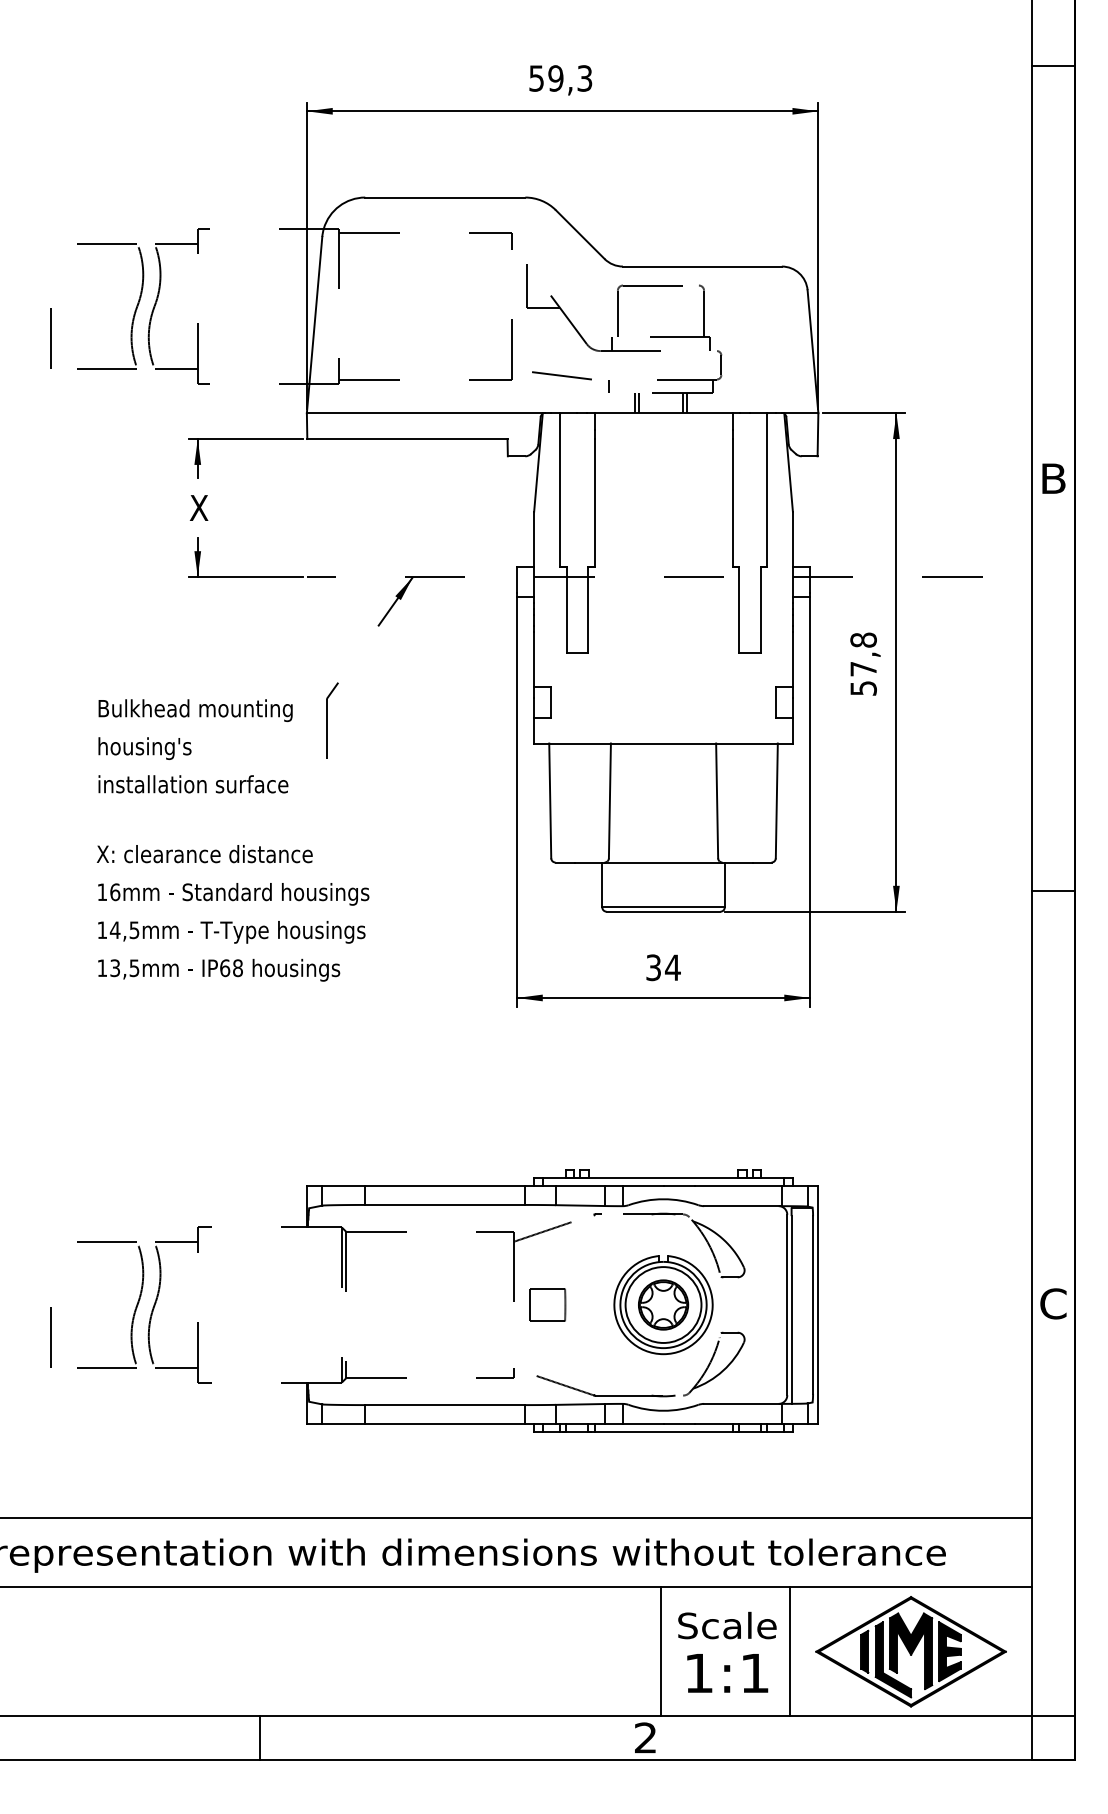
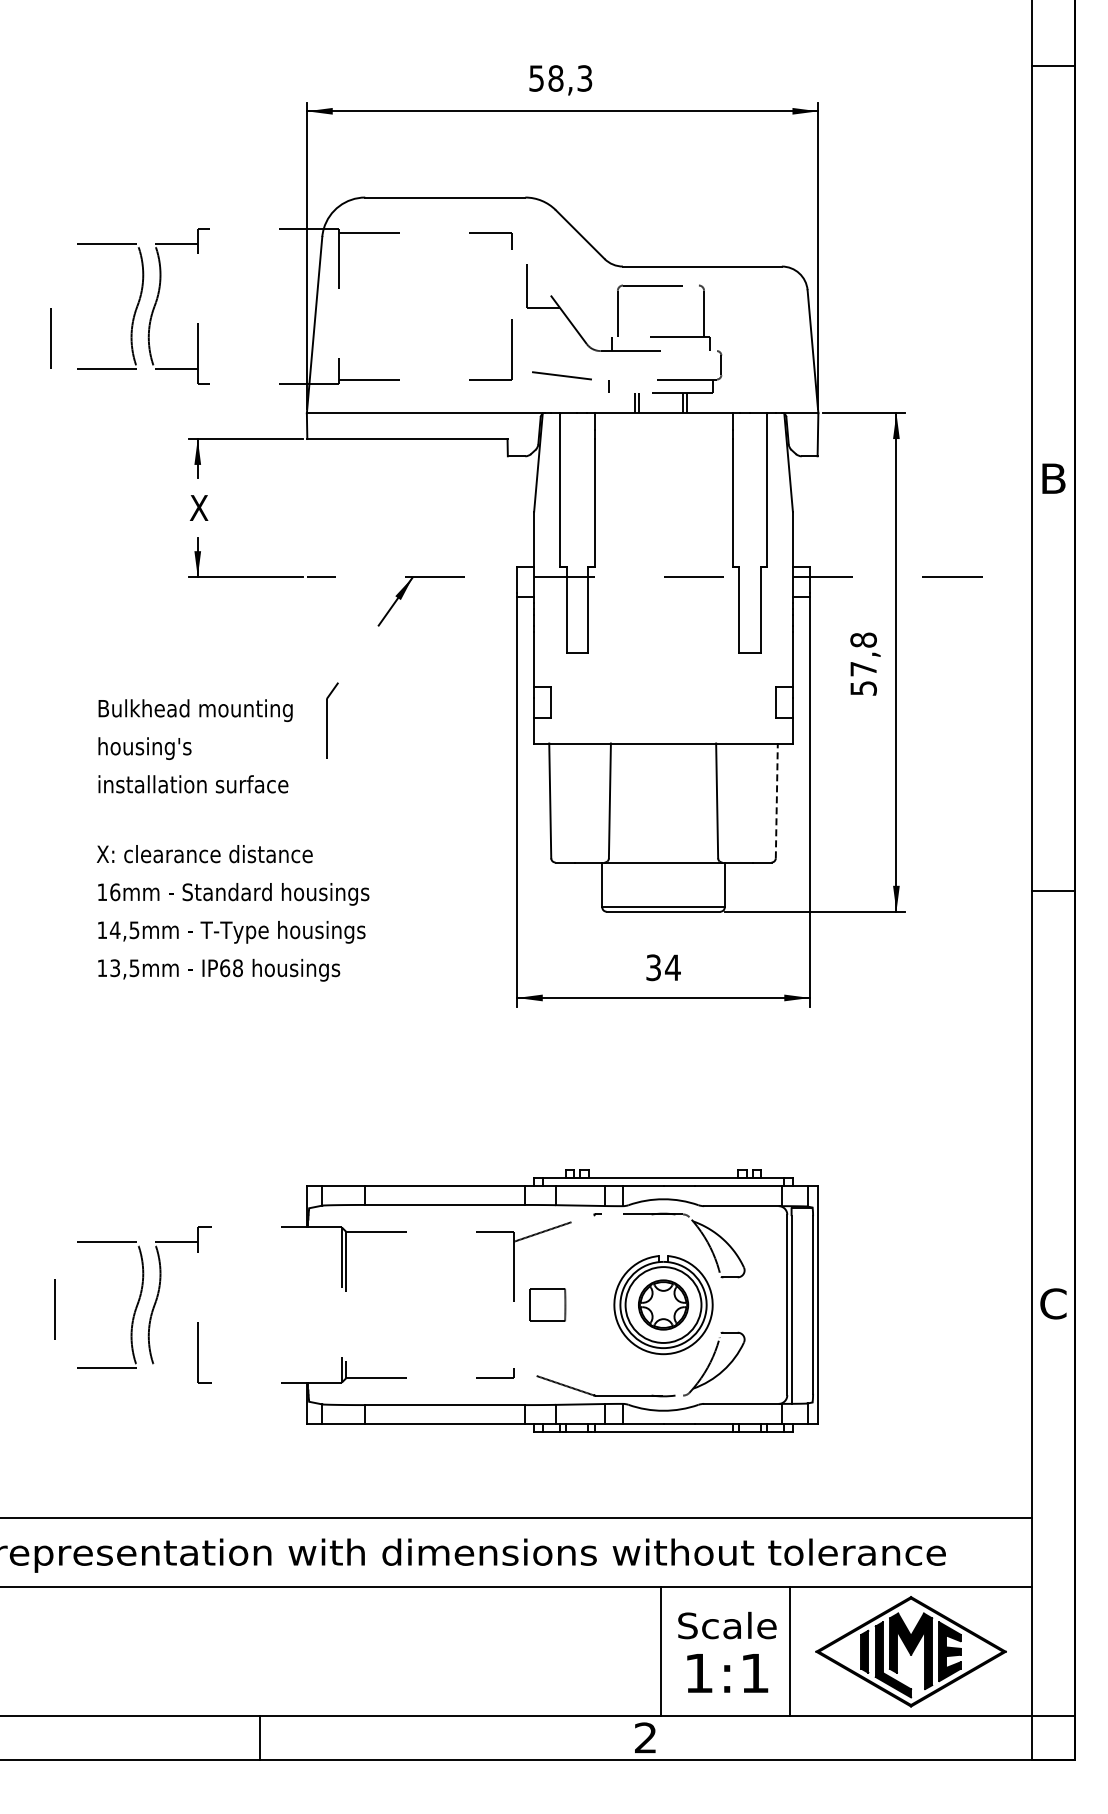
text: 59,3 -> 58,3 (555, 78)
line: solid -> dashed (776, 800)
line position: (50, 1337) -> (54, 1309) (54, 1309)
line: present -> none (175, 1367)
